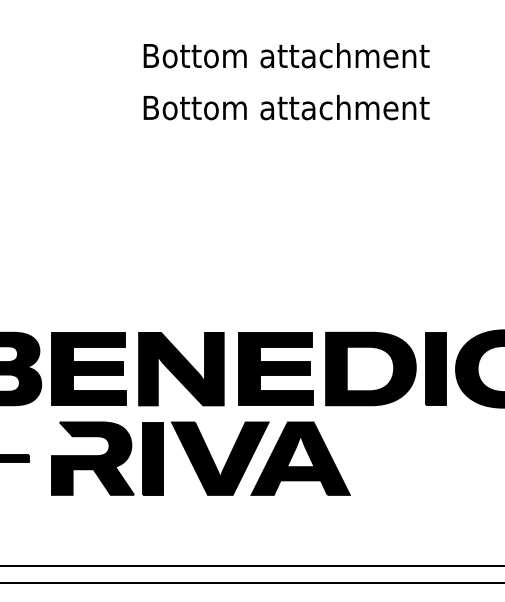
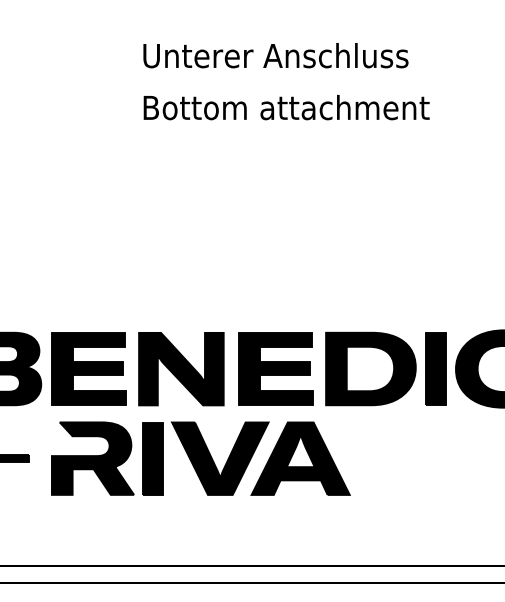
text: Bottom attachment -> Unterer Anschluss (286, 55)
